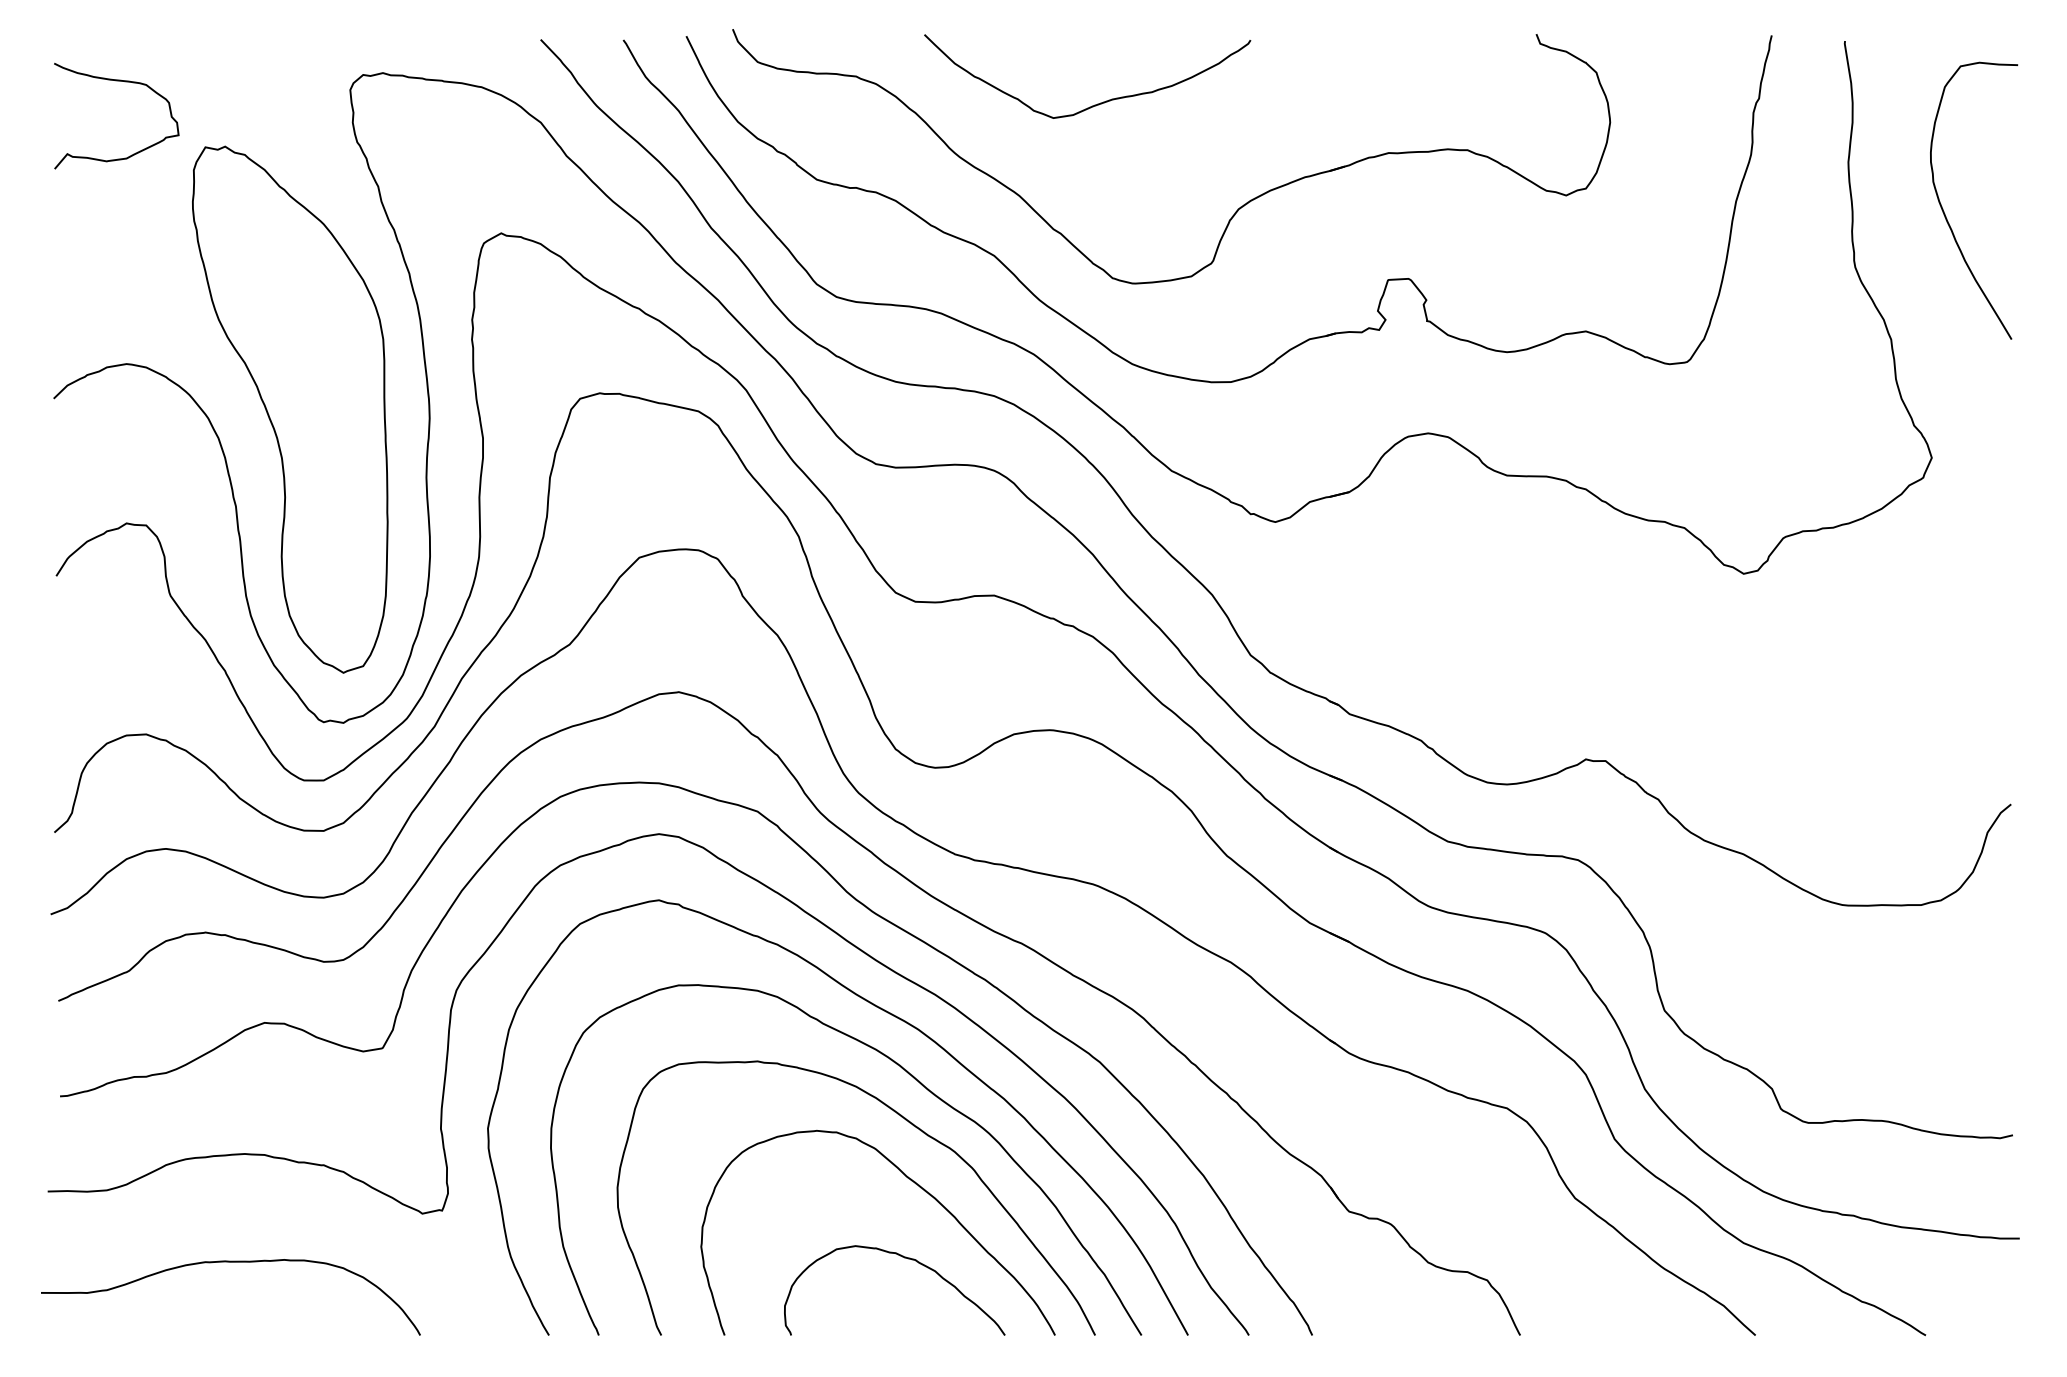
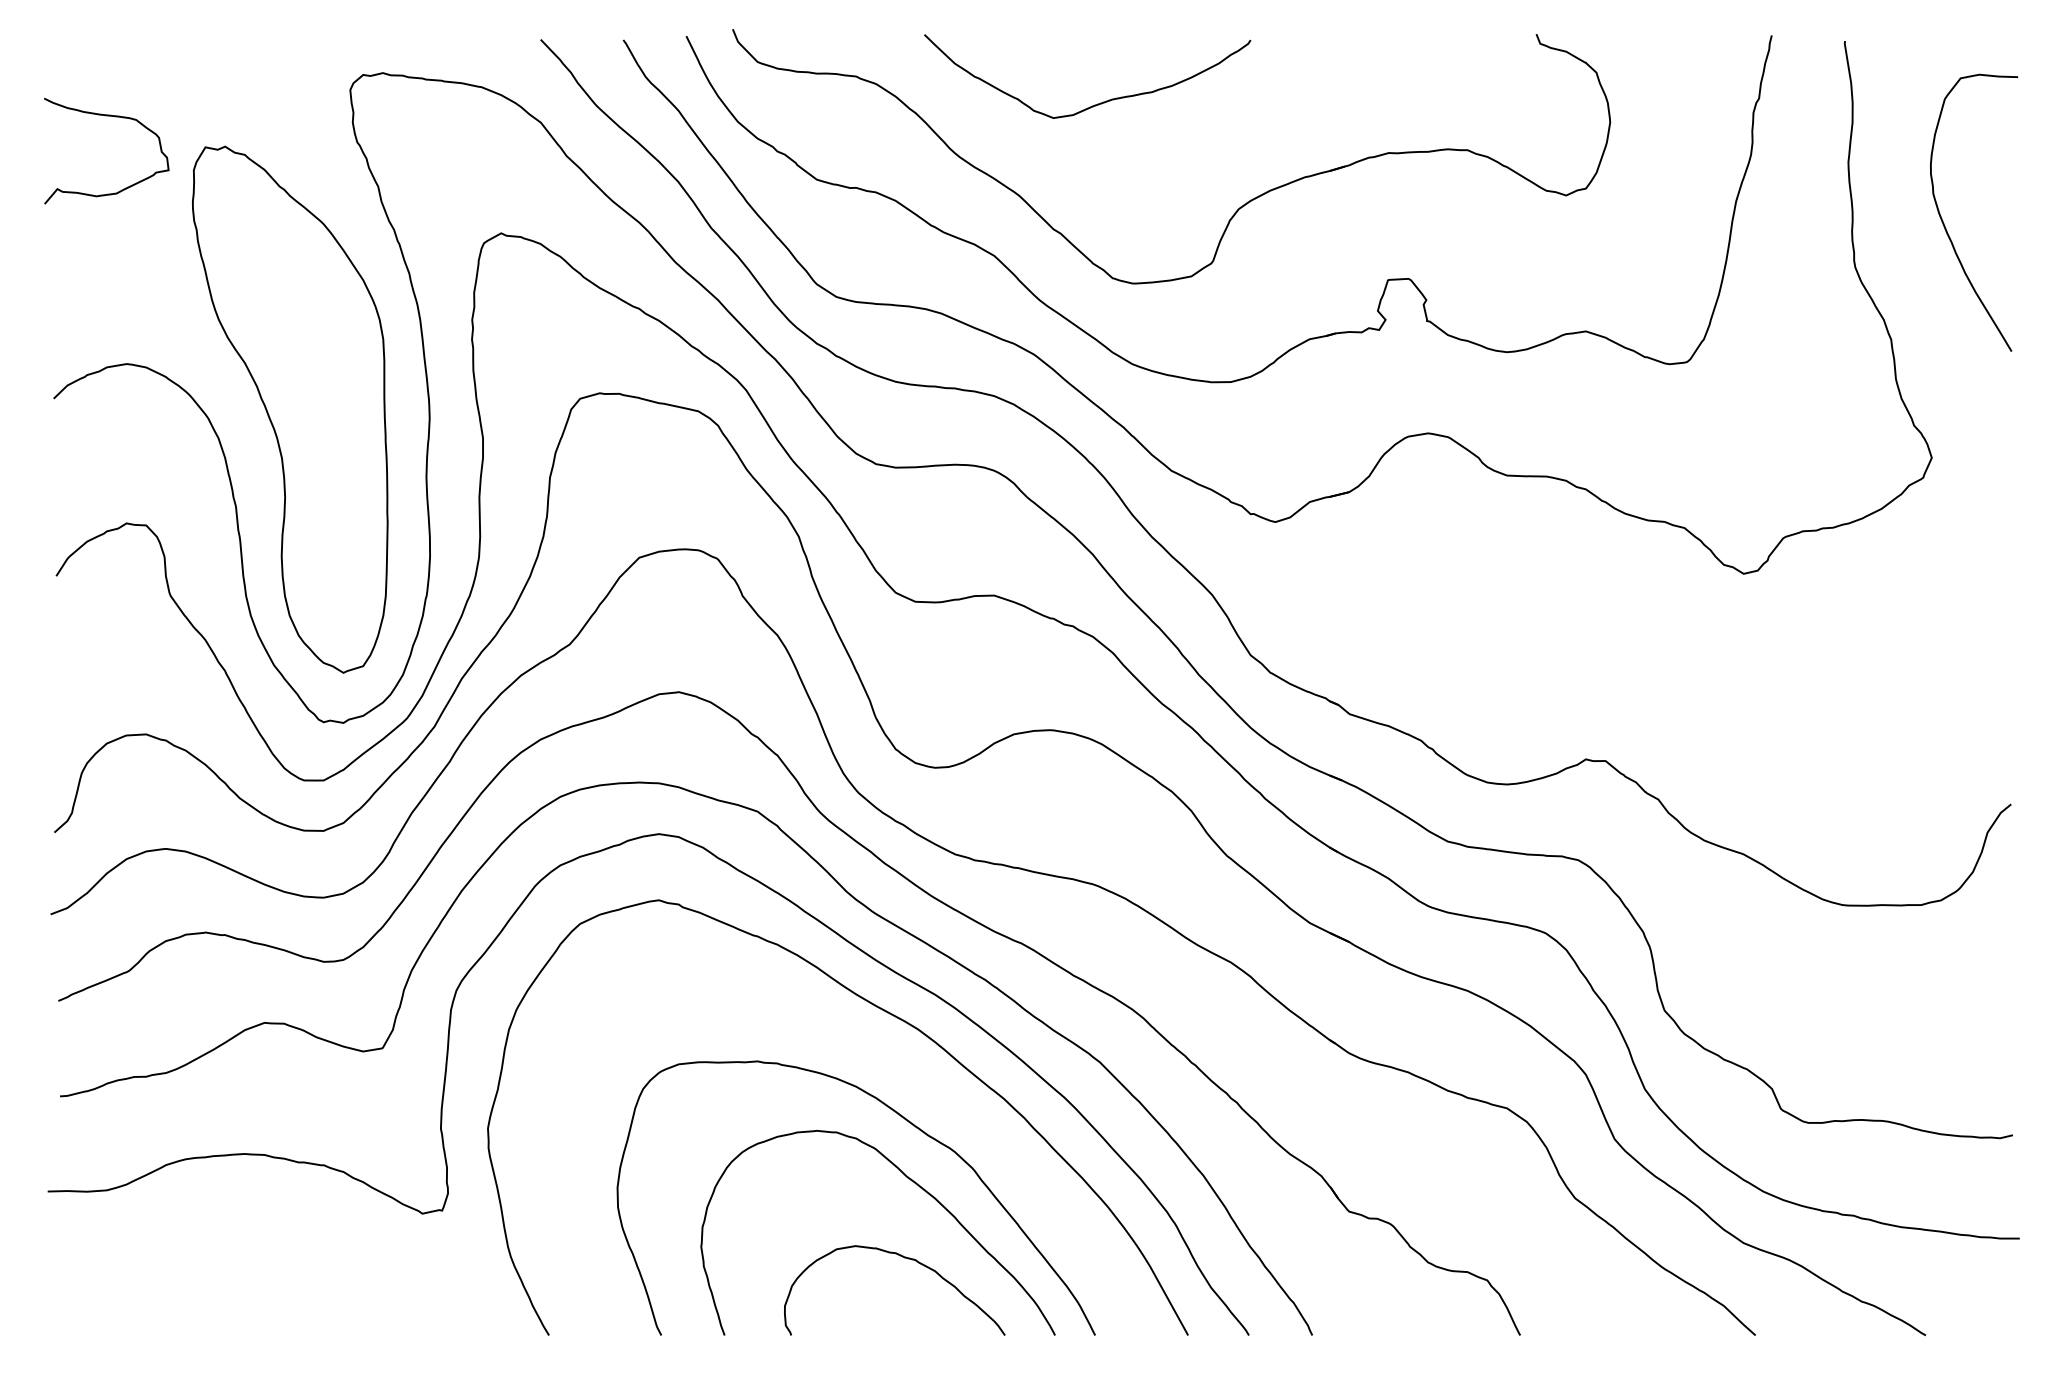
curve position: (116, 81) -> (106, 116) (106, 116)
curve position: (1945, 213) -> (1945, 225) (1945, 225)
curve: present -> none (914, 1079)
curve: present -> none (230, 1262)
